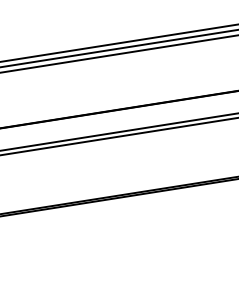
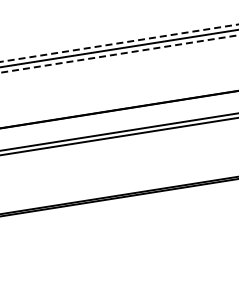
line: solid -> dashed (120, 43)
line: solid -> dashed (118, 54)
